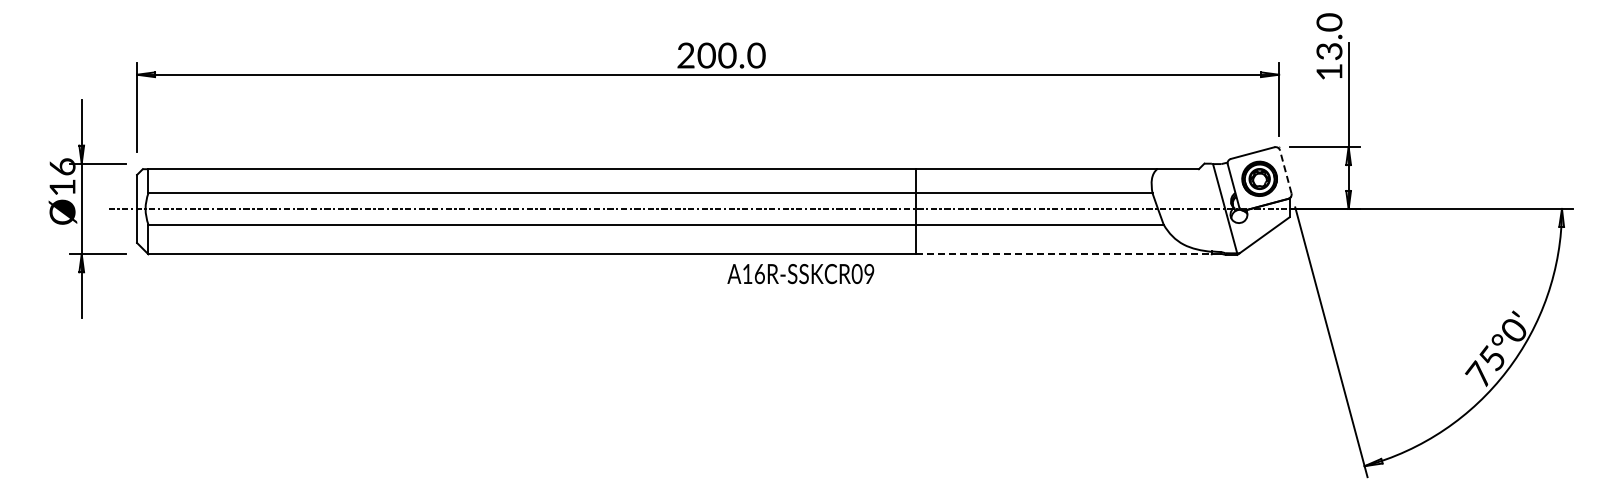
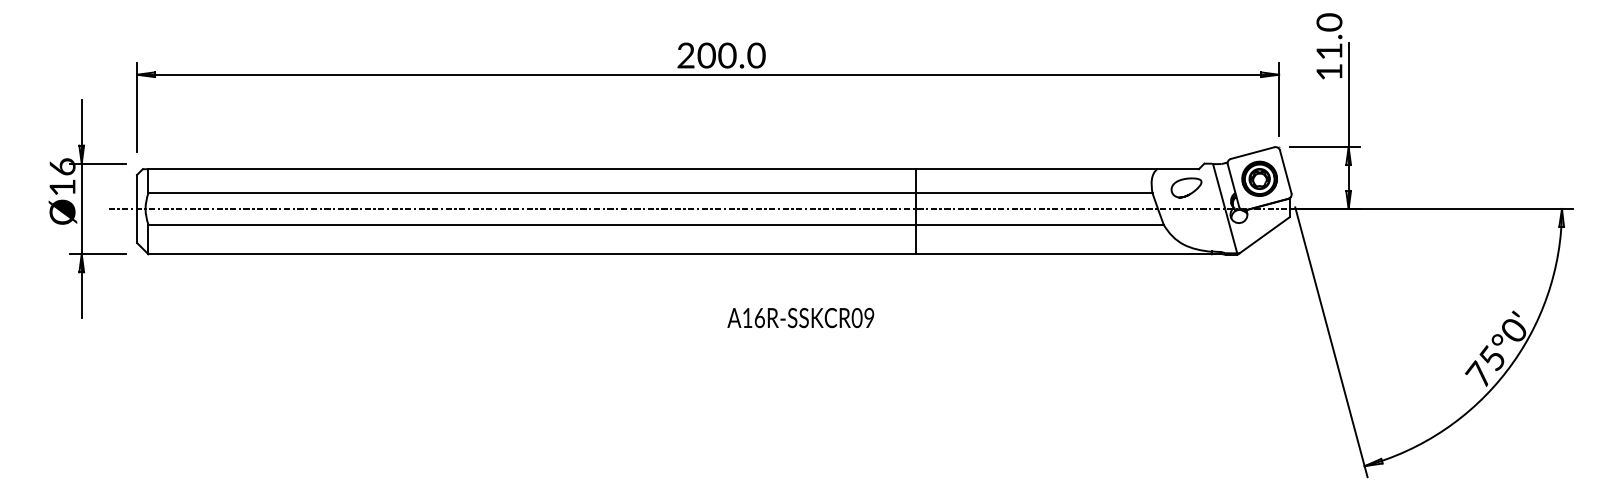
text: 13.0 -> 11.0 (1329, 51)
line: dashed -> solid (1285, 171)
curve: none -> present (1190, 192)
line: dashed -> solid (1064, 254)
text position: (800, 274) -> (800, 318) (800, 318)
